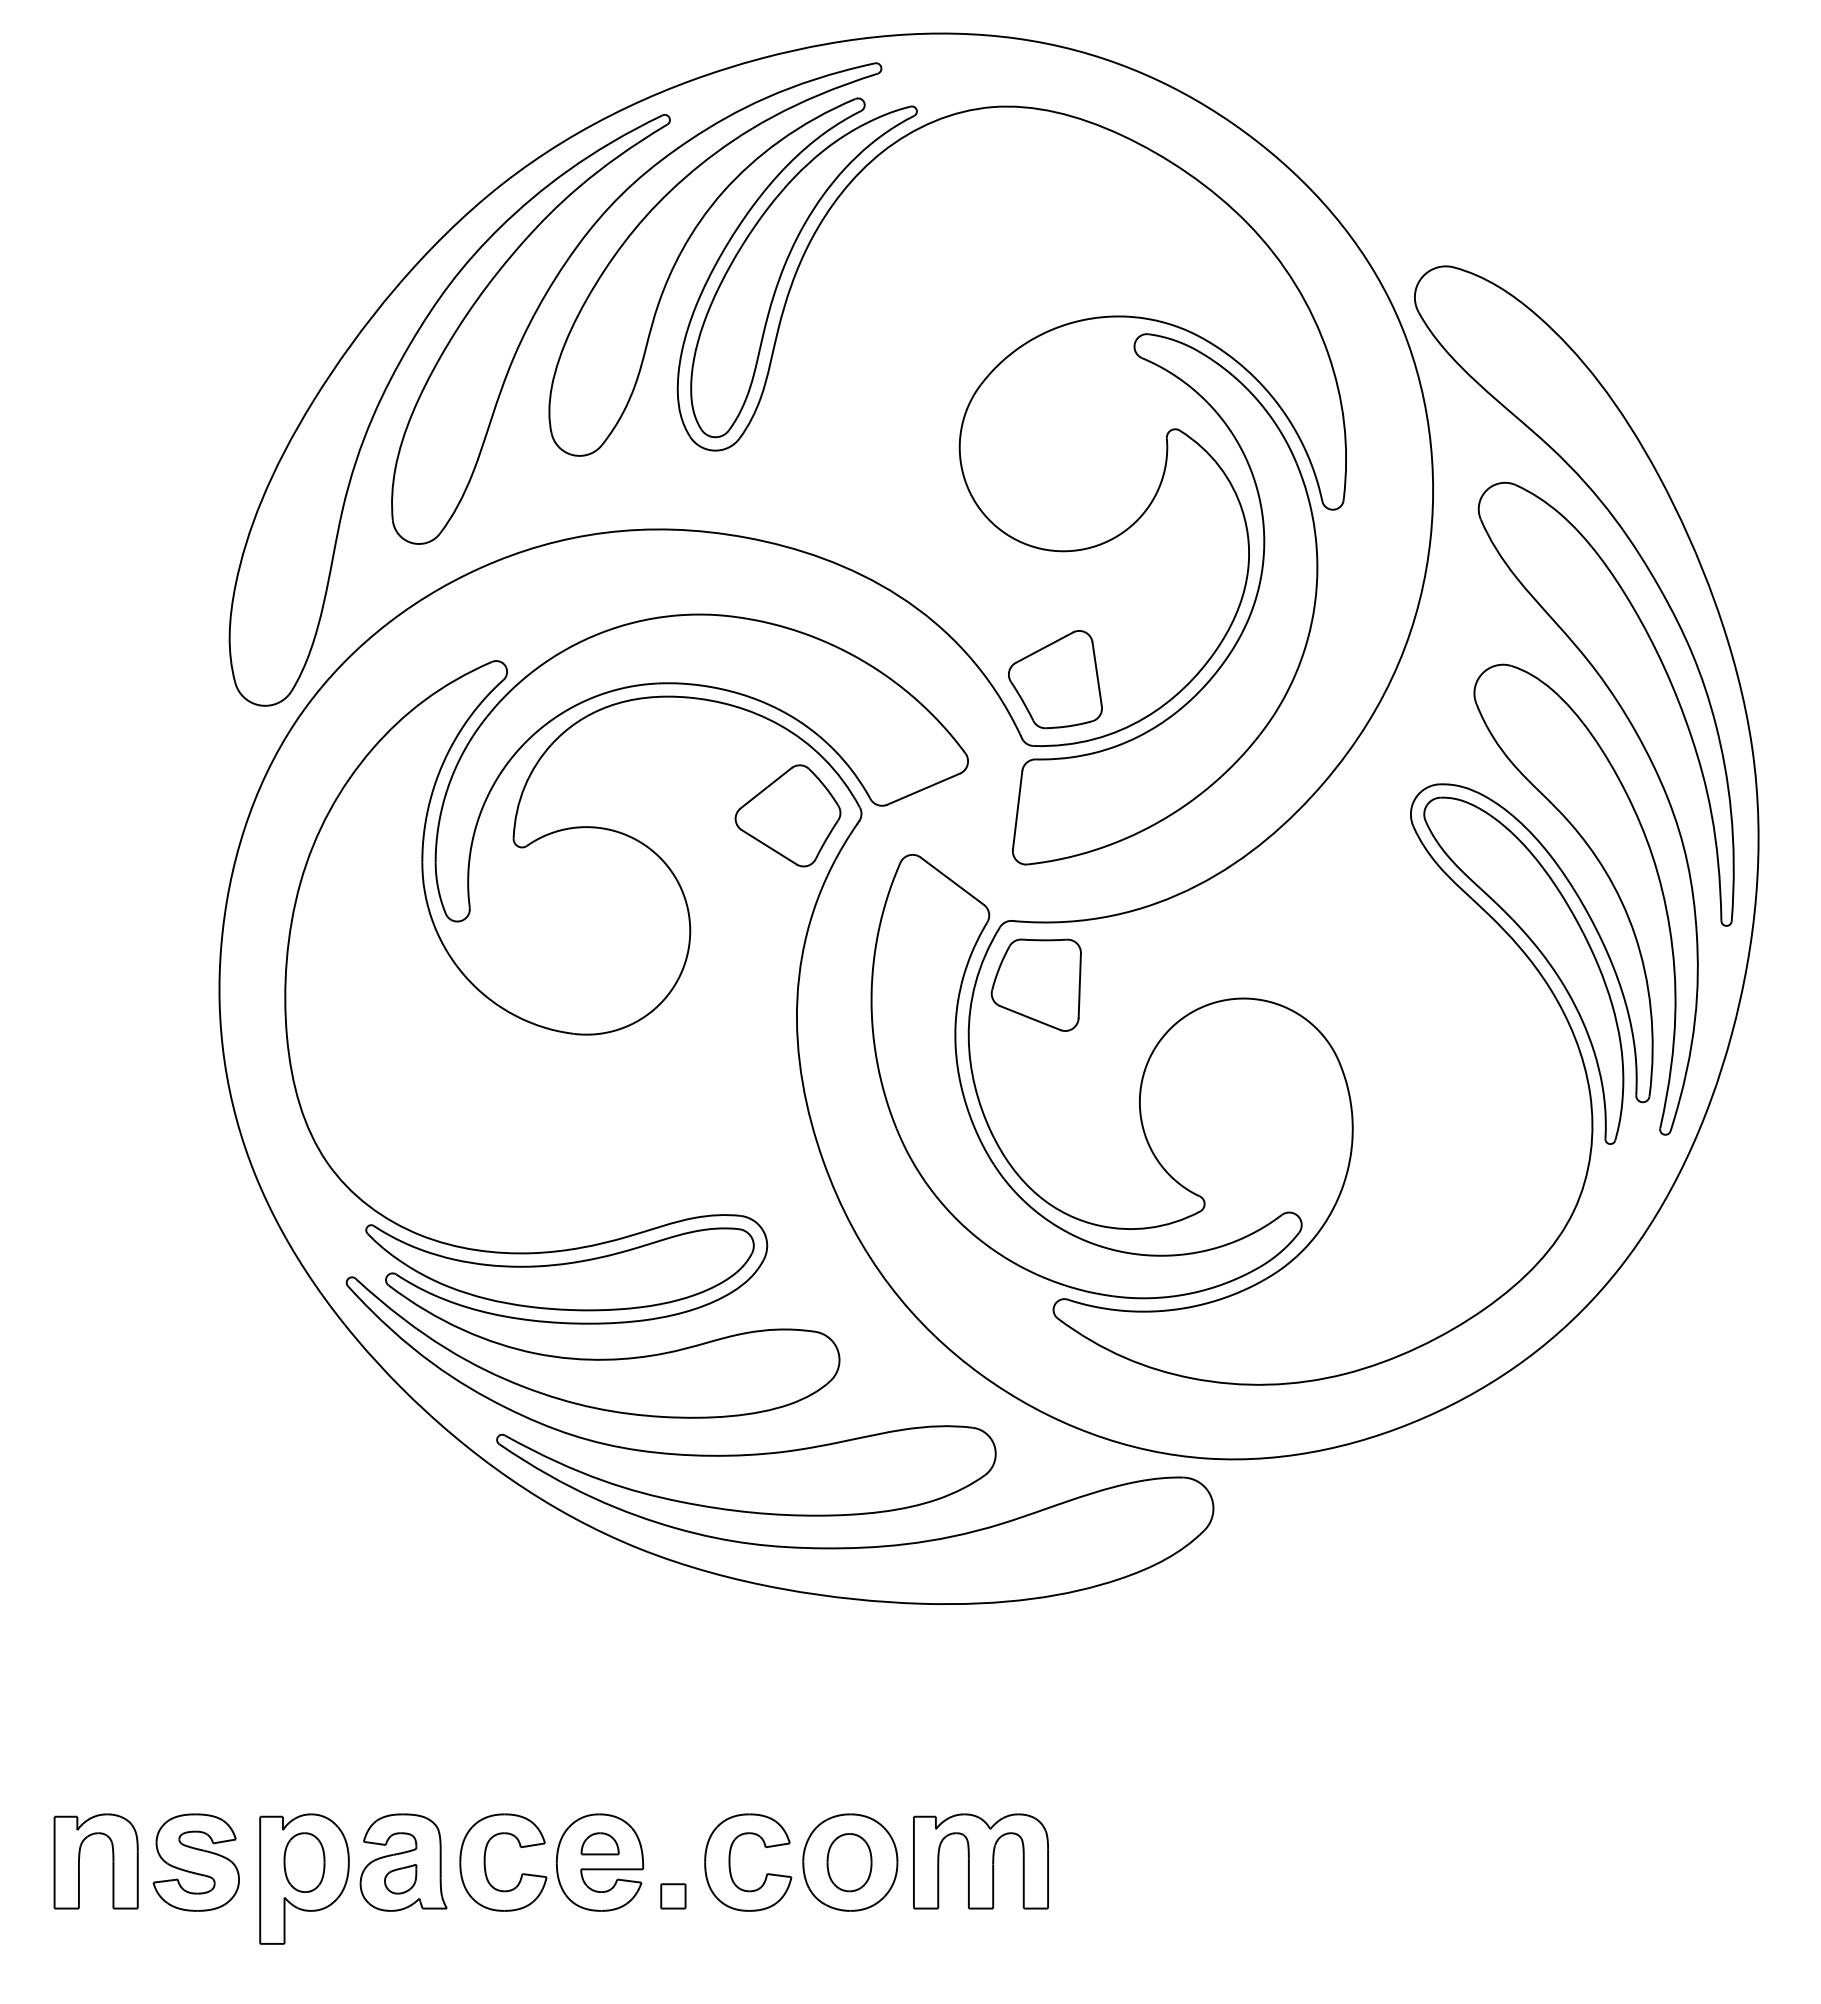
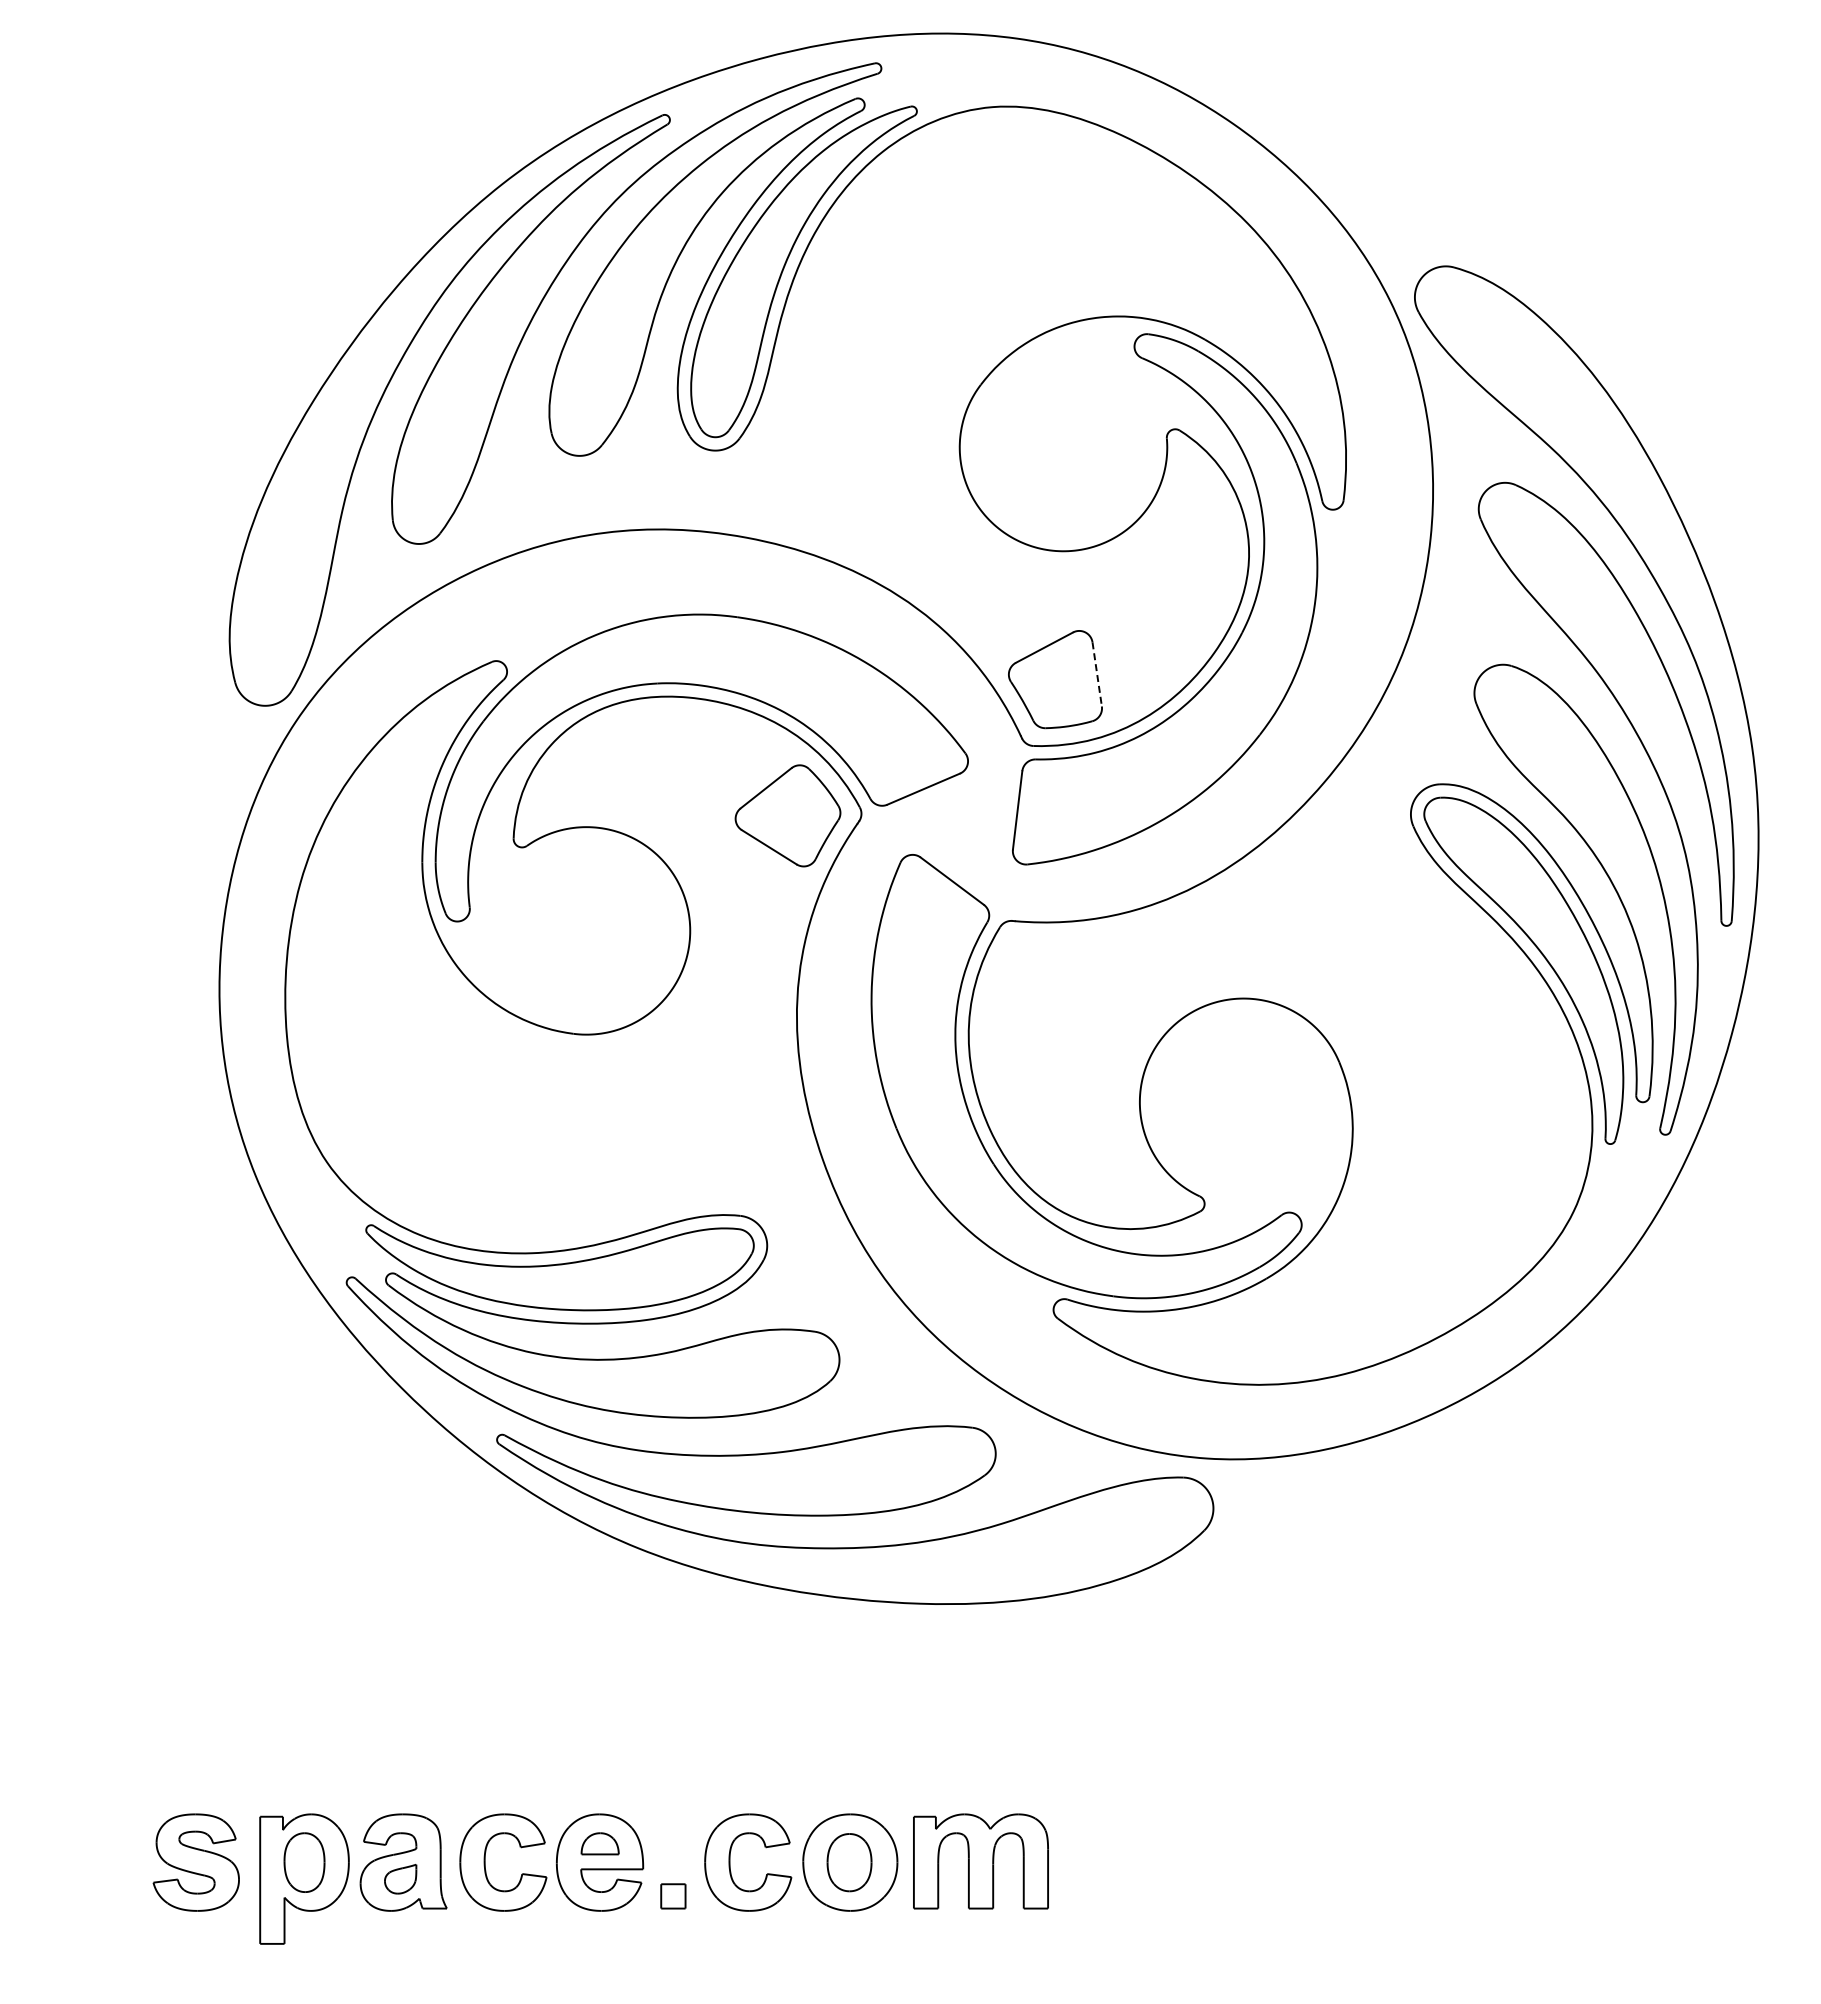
line: solid -> dashed (1097, 674)
part: present -> none (1035, 984)
part: present -> none (80, 1856)
